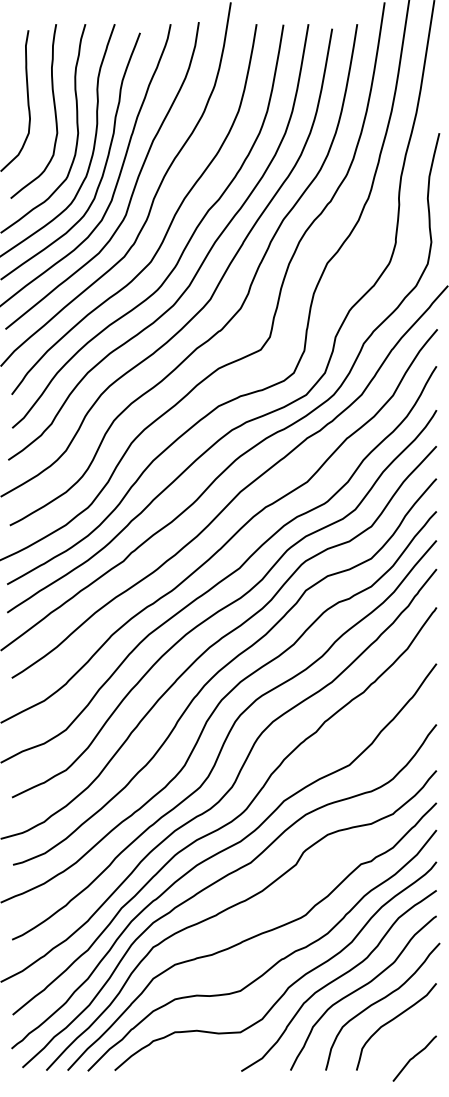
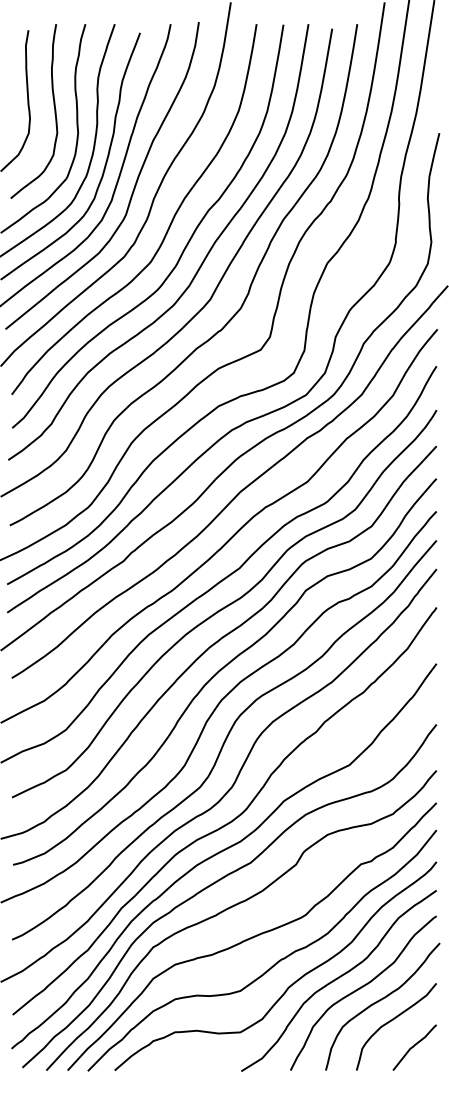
curve position: (414, 1057) -> (414, 1046) (414, 1046)
